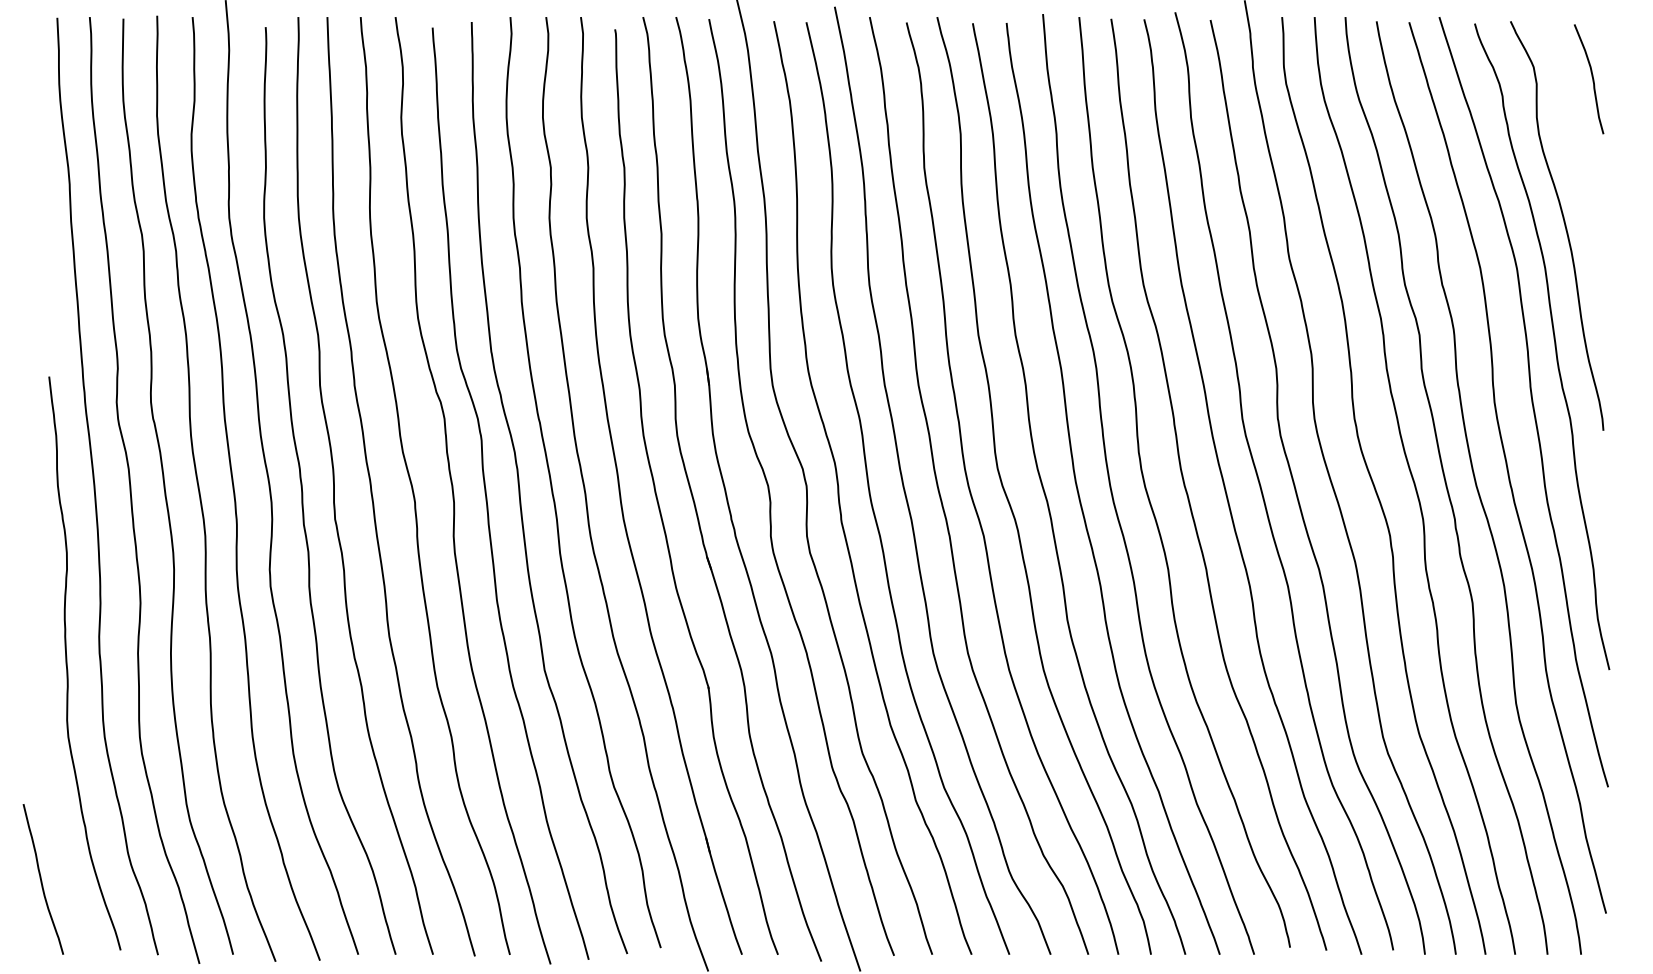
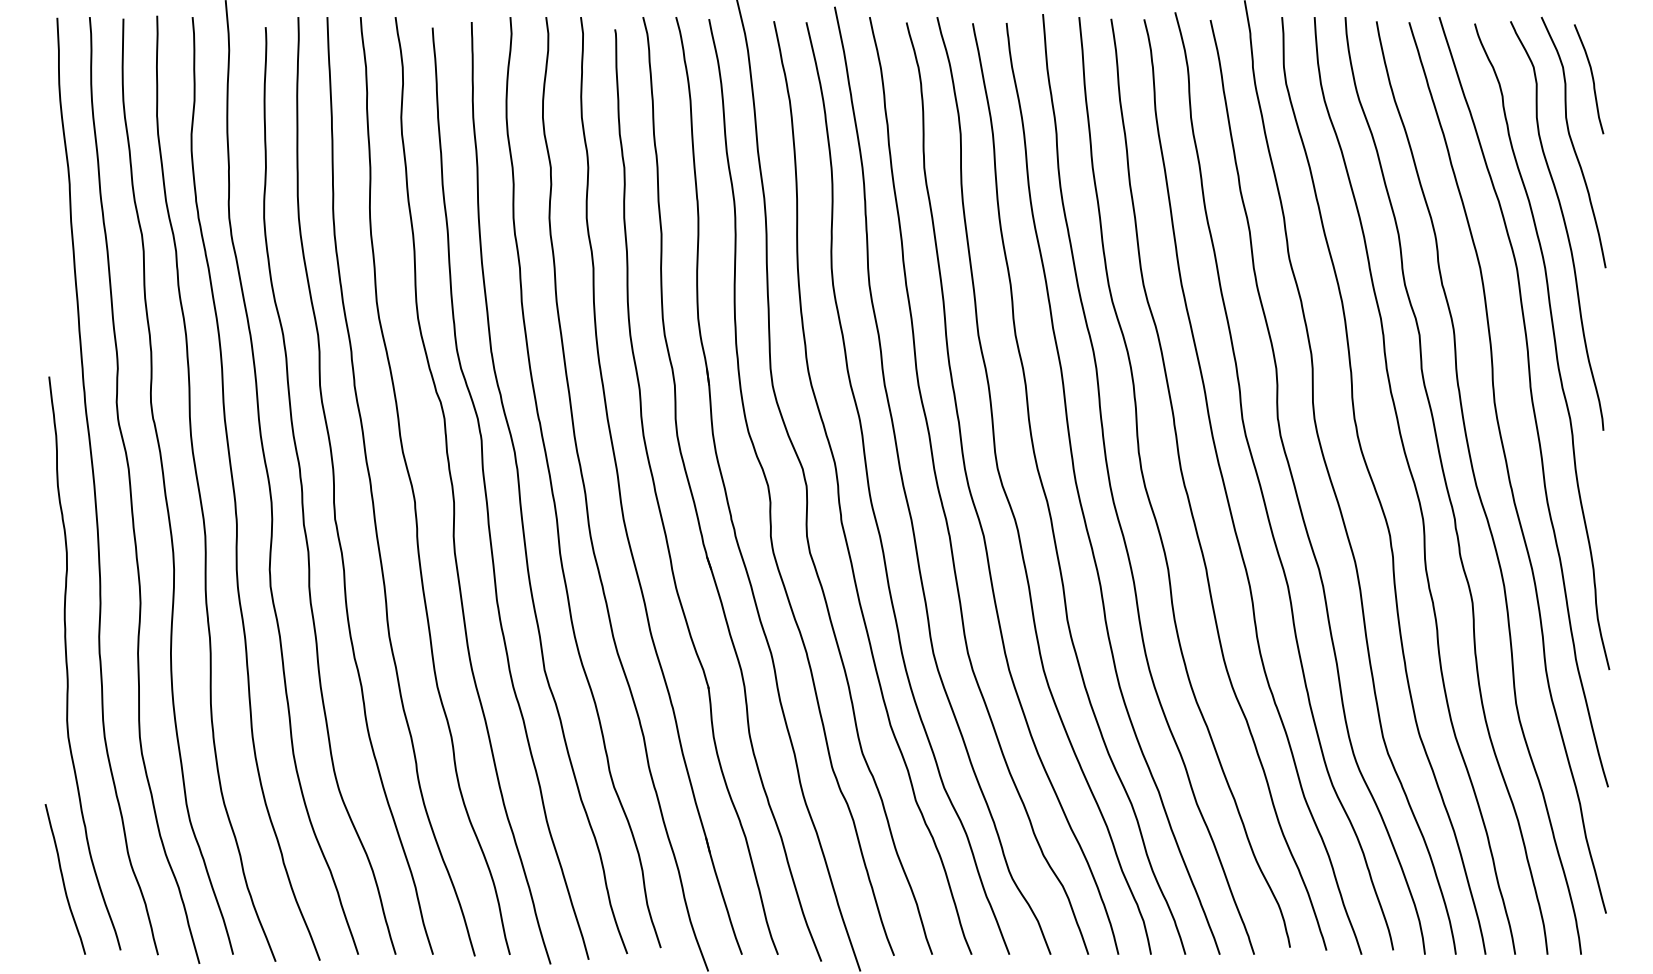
curve: none -> present (1572, 142)
curve position: (42, 880) -> (64, 880) (64, 880)
